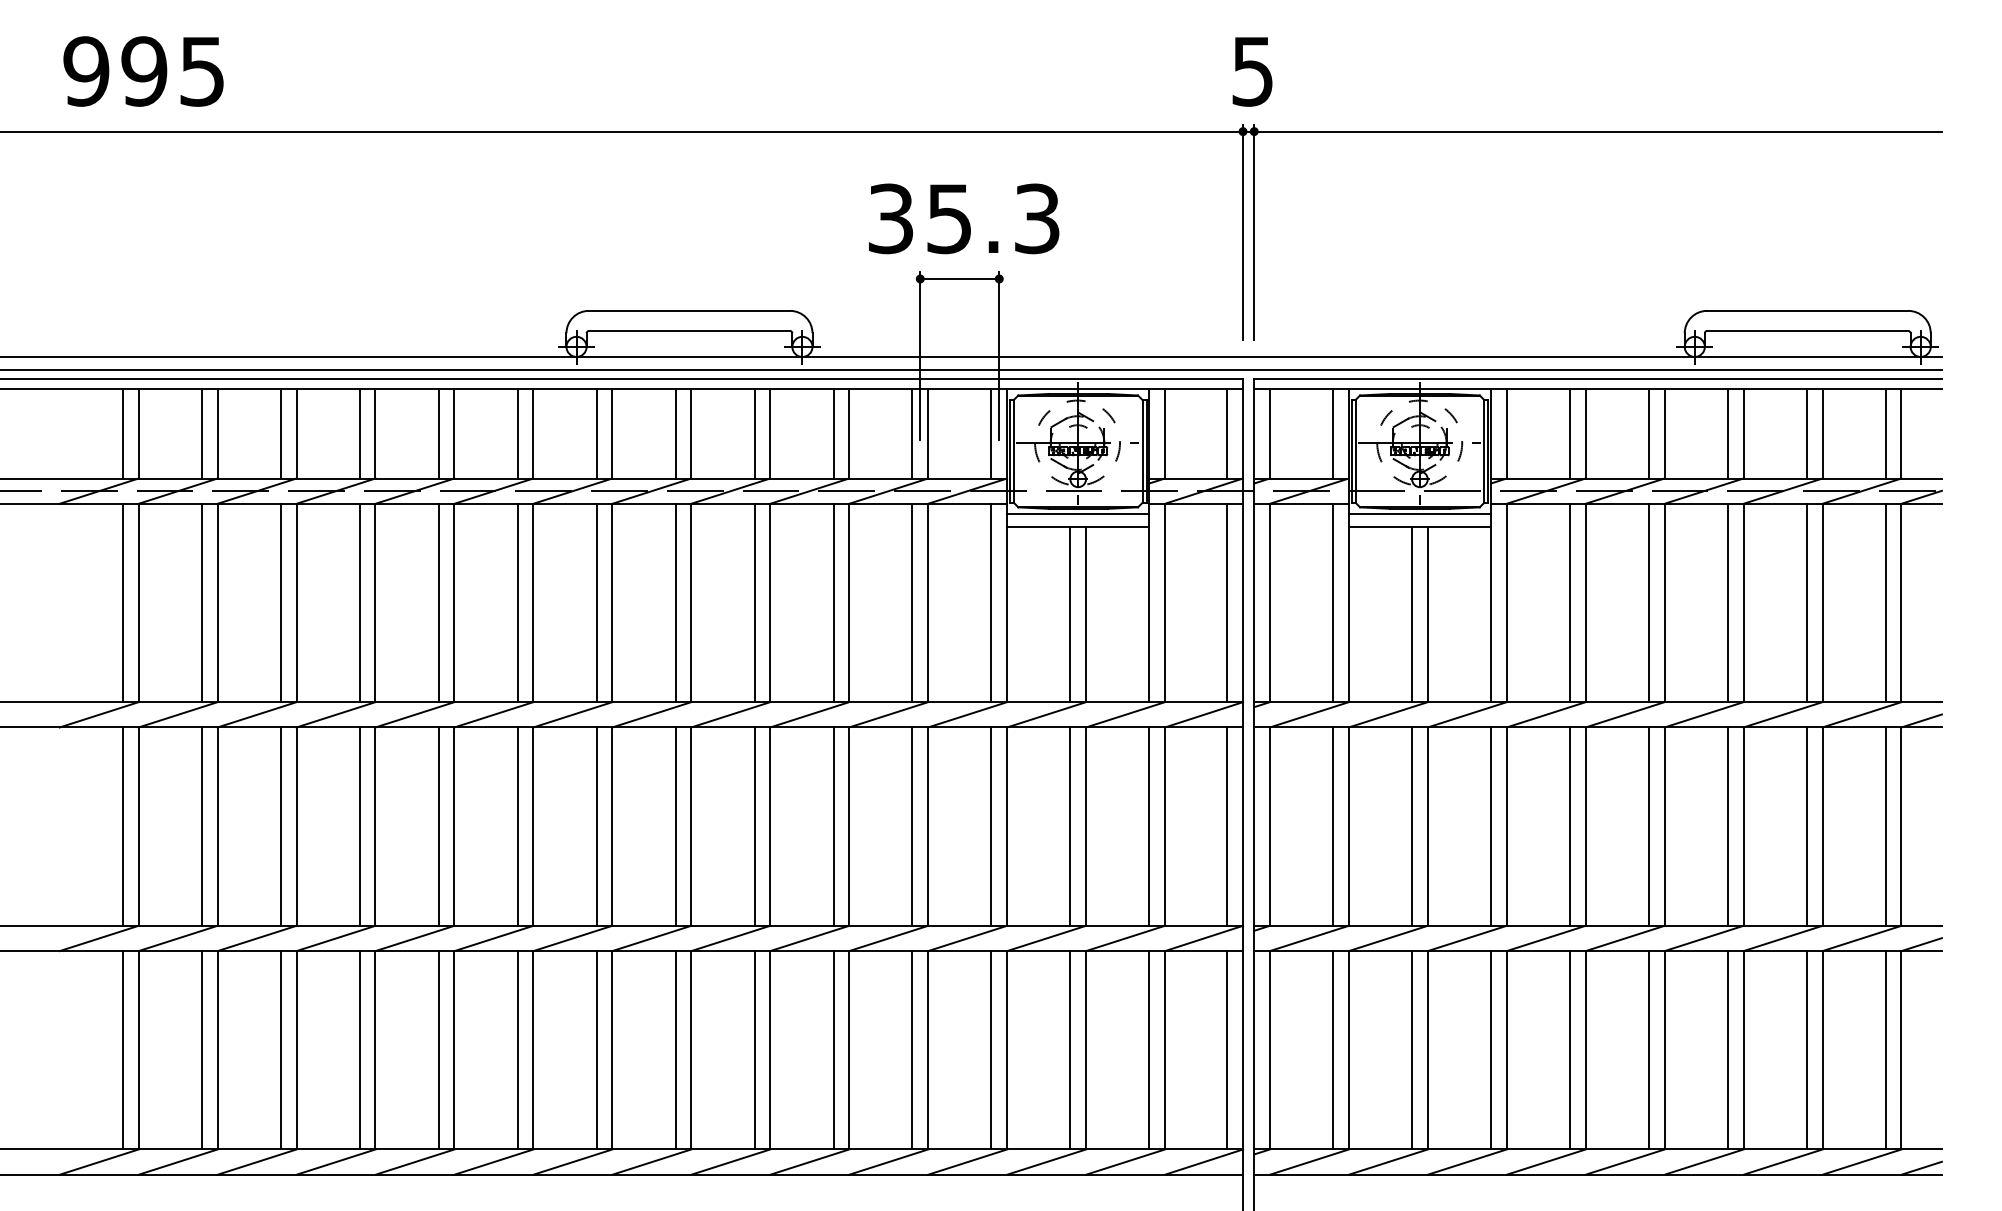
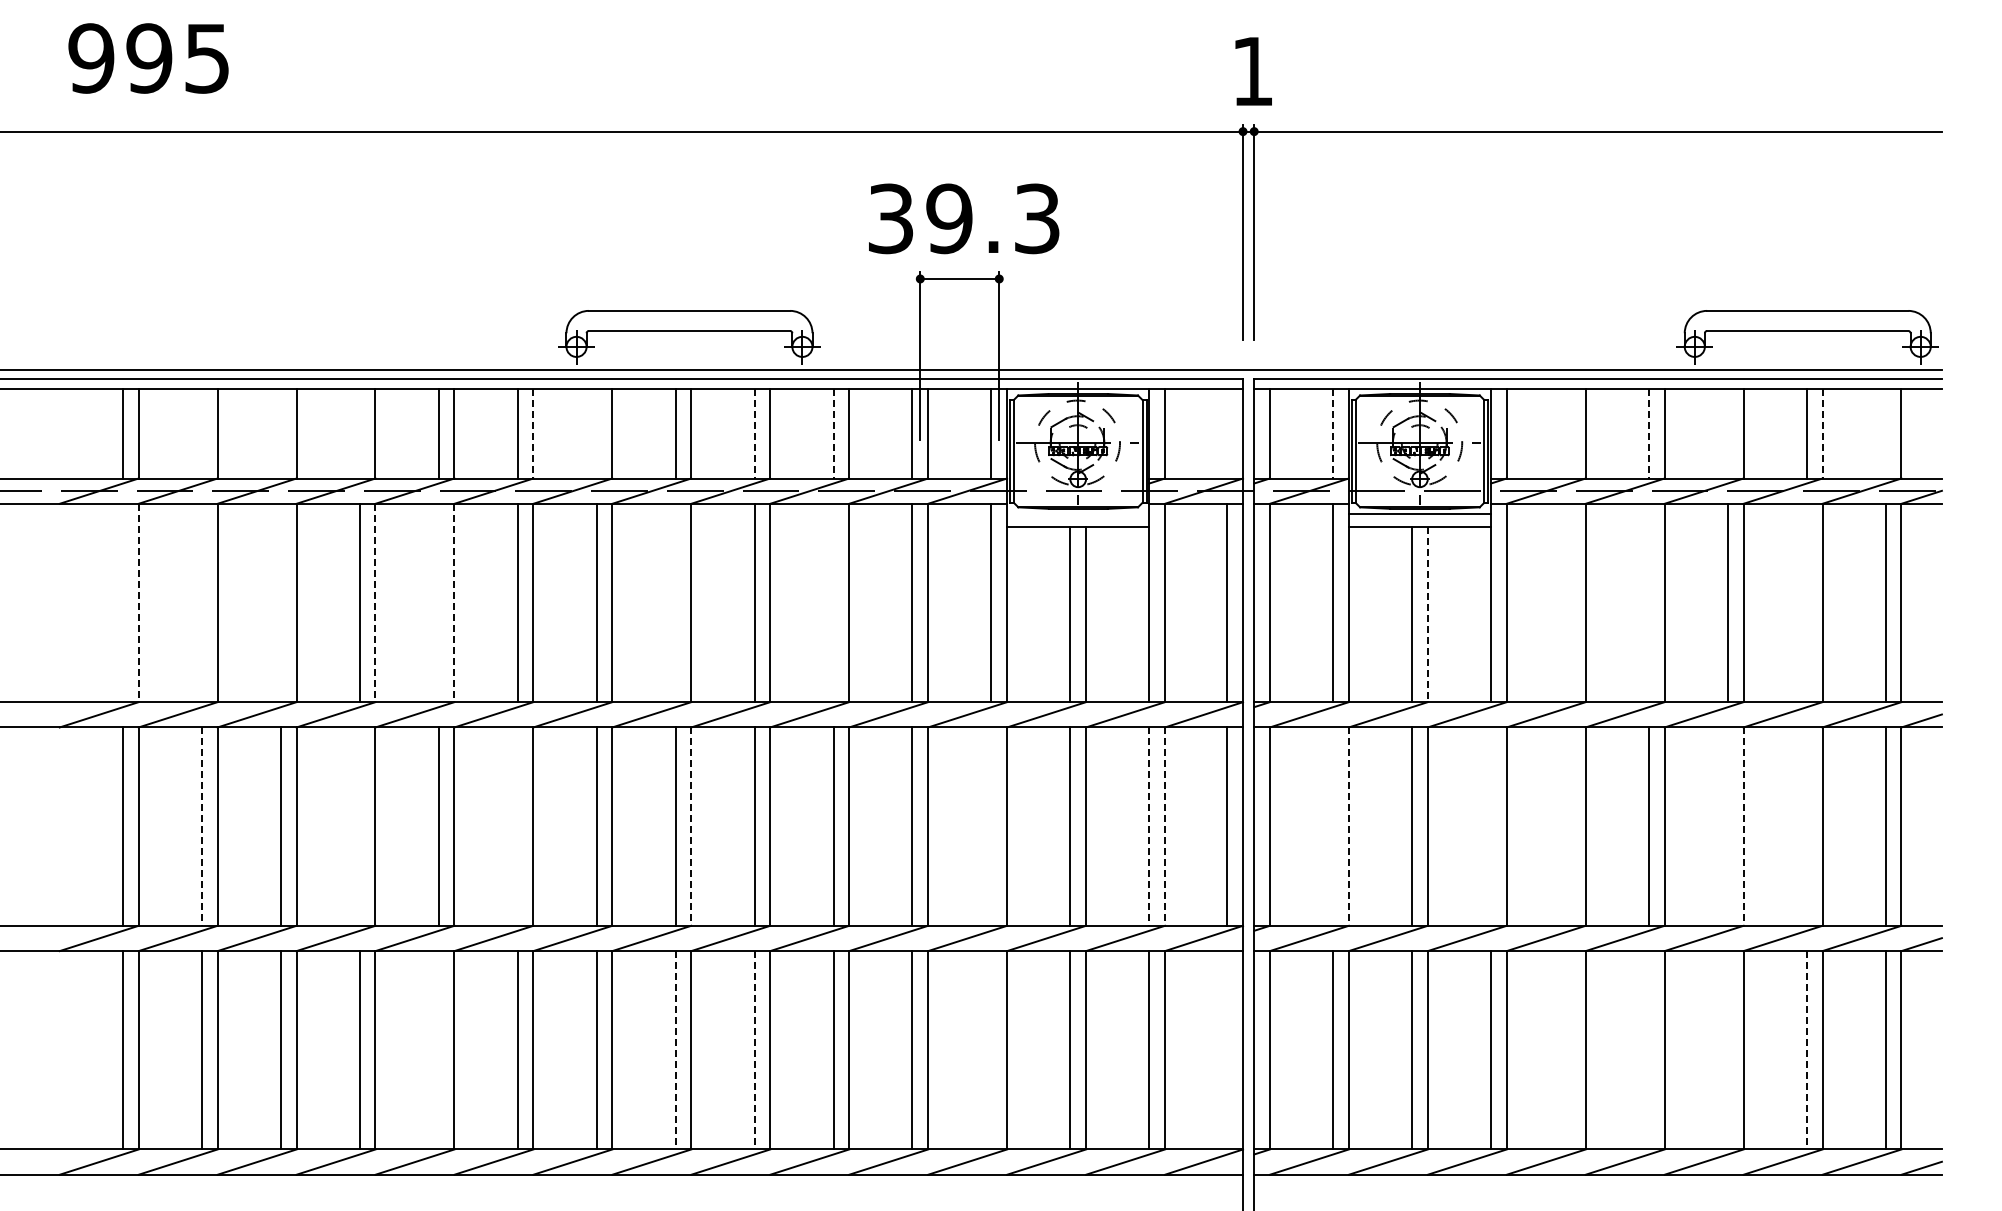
text position: (143, 71) -> (148, 58) (148, 58)
text: 5 -> 1 (1252, 71)
text: 35.3 -> 39.3 (949, 218)
line: present -> none (971, 356)
line: present -> none (201, 433)
line: present -> none (280, 433)
line: present -> none (359, 433)
line: solid -> dashed (533, 433)
line: present -> none (596, 433)
line: solid -> dashed (754, 433)
line: solid -> dashed (833, 433)
line: present -> none (1227, 433)
line: solid -> dashed (1333, 433)
line: present -> none (1570, 433)
line: solid -> dashed (1648, 433)
line: present -> none (1727, 433)
line: solid -> dashed (1822, 433)
line: present -> none (1885, 433)
line: present -> none (1078, 513)
line: present -> none (122, 602)
line: present -> none (201, 602)
line: present -> none (280, 602)
line: present -> none (438, 602)
line: present -> none (675, 602)
line: present -> none (833, 602)
line: present -> none (1570, 602)
line: present -> none (1648, 602)
line: present -> none (1806, 602)
line: solid -> dashed (138, 603)
line: solid -> dashed (375, 603)
line: solid -> dashed (454, 603)
line: solid -> dashed (1427, 614)
line: present -> none (359, 826)
line: present -> none (517, 826)
line: present -> none (991, 826)
line: present -> none (1333, 826)
line: present -> none (1491, 826)
line: present -> none (1570, 826)
line: present -> none (1727, 826)
line: present -> none (1806, 826)
line: solid -> dashed (201, 827)
line: solid -> dashed (691, 827)
line: solid -> dashed (1149, 827)
line: solid -> dashed (1164, 827)
line: solid -> dashed (1348, 827)
line: solid -> dashed (1743, 827)
line: present -> none (438, 1050)
line: solid -> dashed (675, 1050)
line: solid -> dashed (754, 1050)
line: present -> none (991, 1050)
line: present -> none (1227, 1050)
line: present -> none (1570, 1050)
line: present -> none (1648, 1050)
line: present -> none (1727, 1050)
line: solid -> dashed (1806, 1050)
